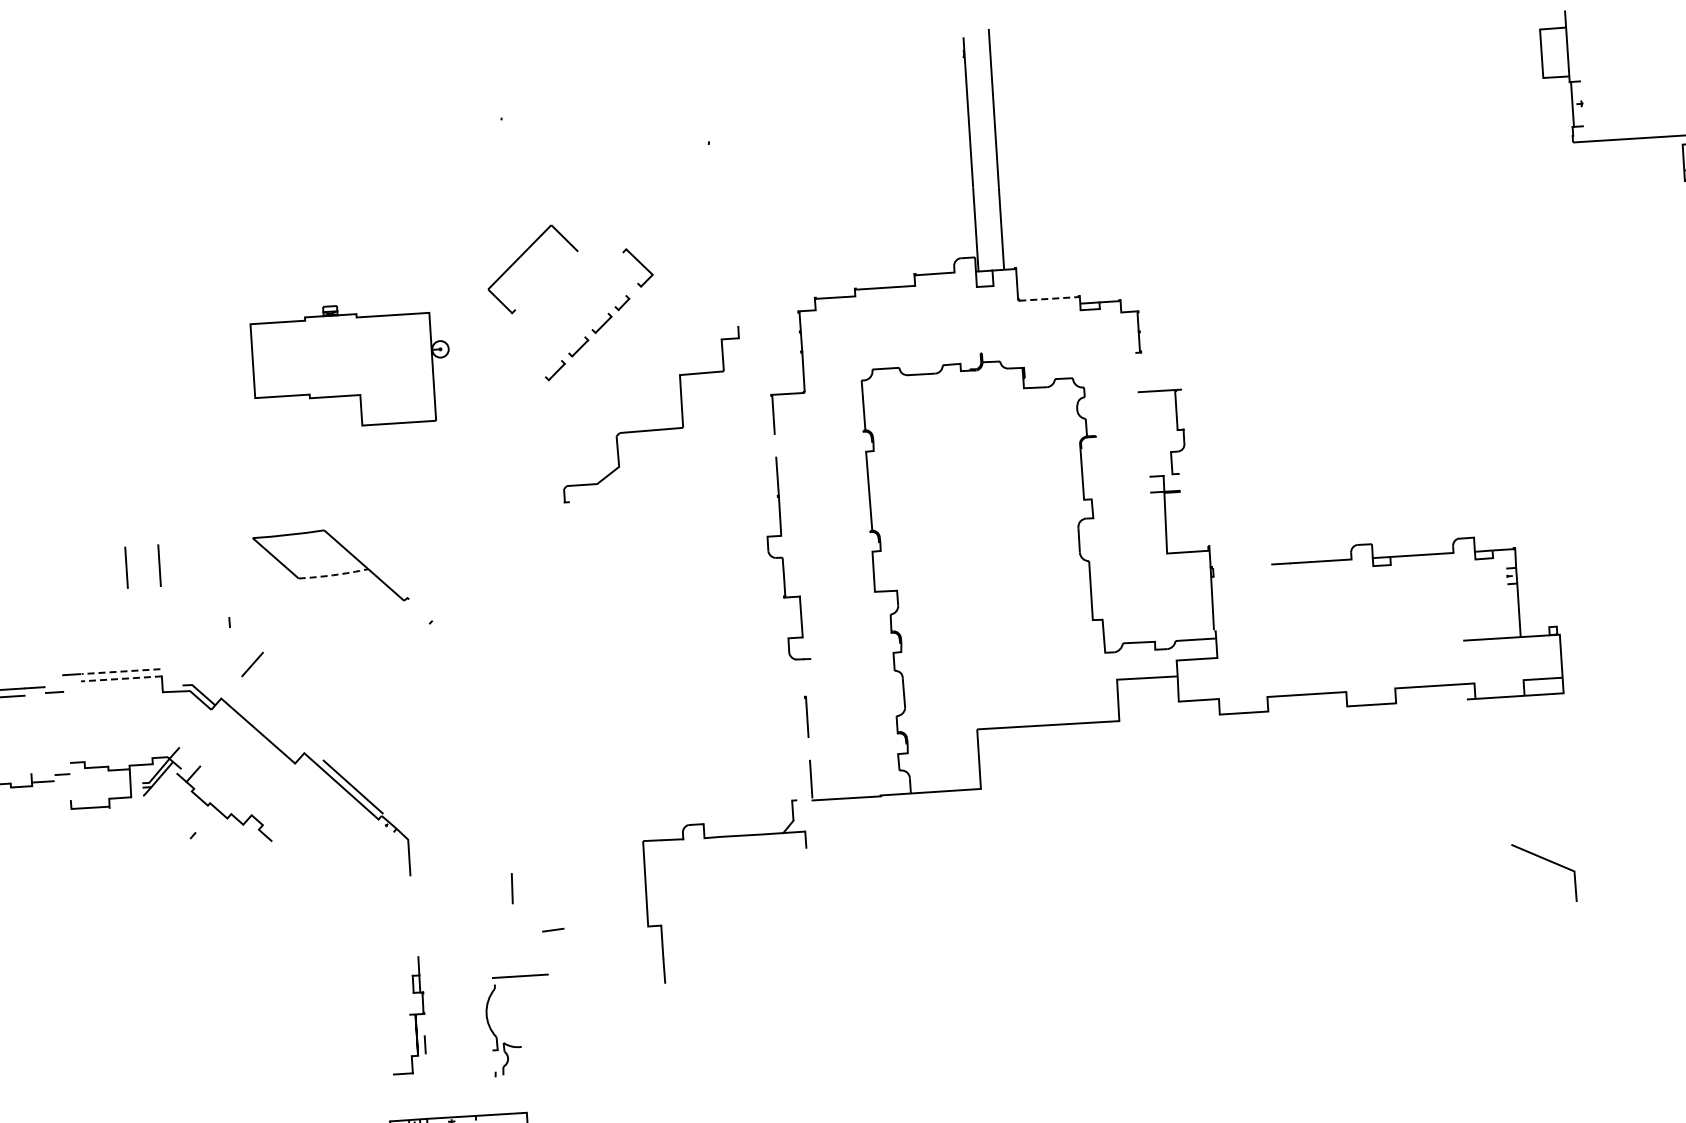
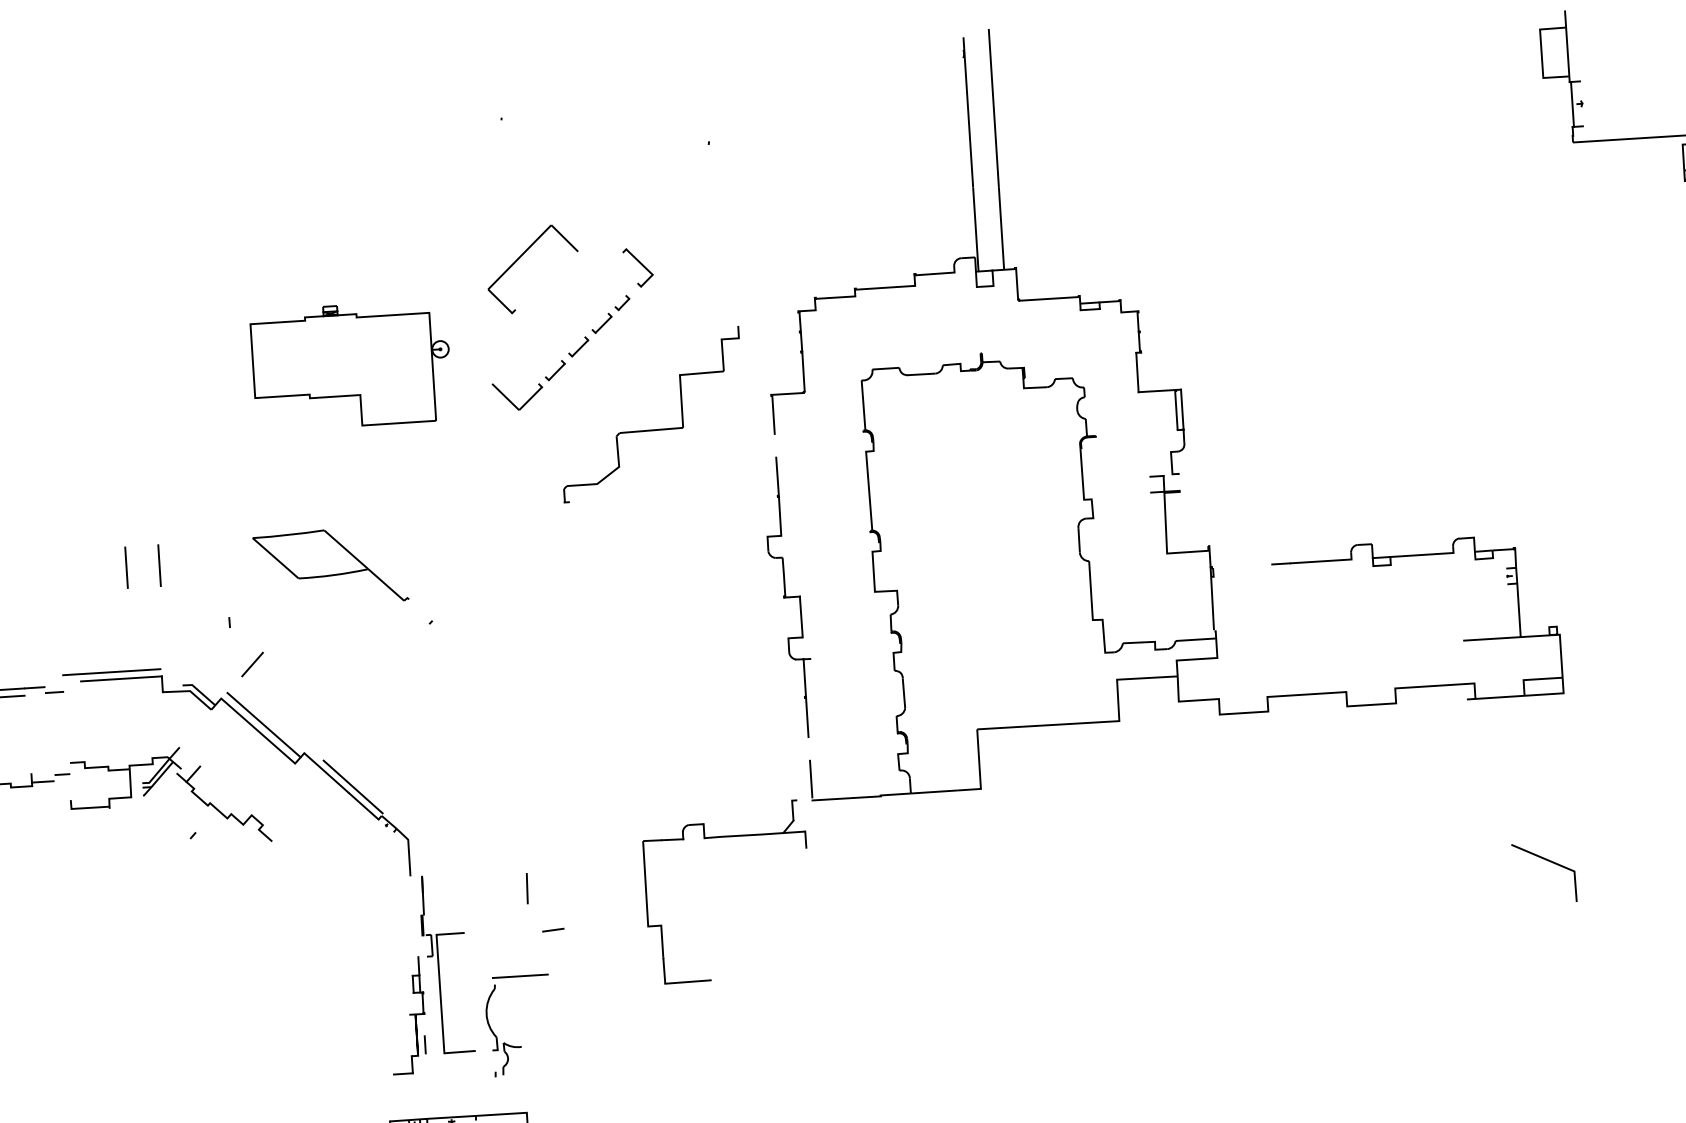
line: dashed -> solid (1049, 298)
line: none -> present (1137, 372)
part: none -> present (511, 401)
line: none -> present (1182, 409)
arc: dashed -> solid (333, 575)
line: dashed -> solid (120, 671)
line: none -> present (804, 677)
line: dashed -> solid (120, 678)
line: none -> present (263, 725)
line position: (511, 888) -> (526, 888) (526, 888)
part: none -> present (439, 964)
line: none -> present (687, 981)
